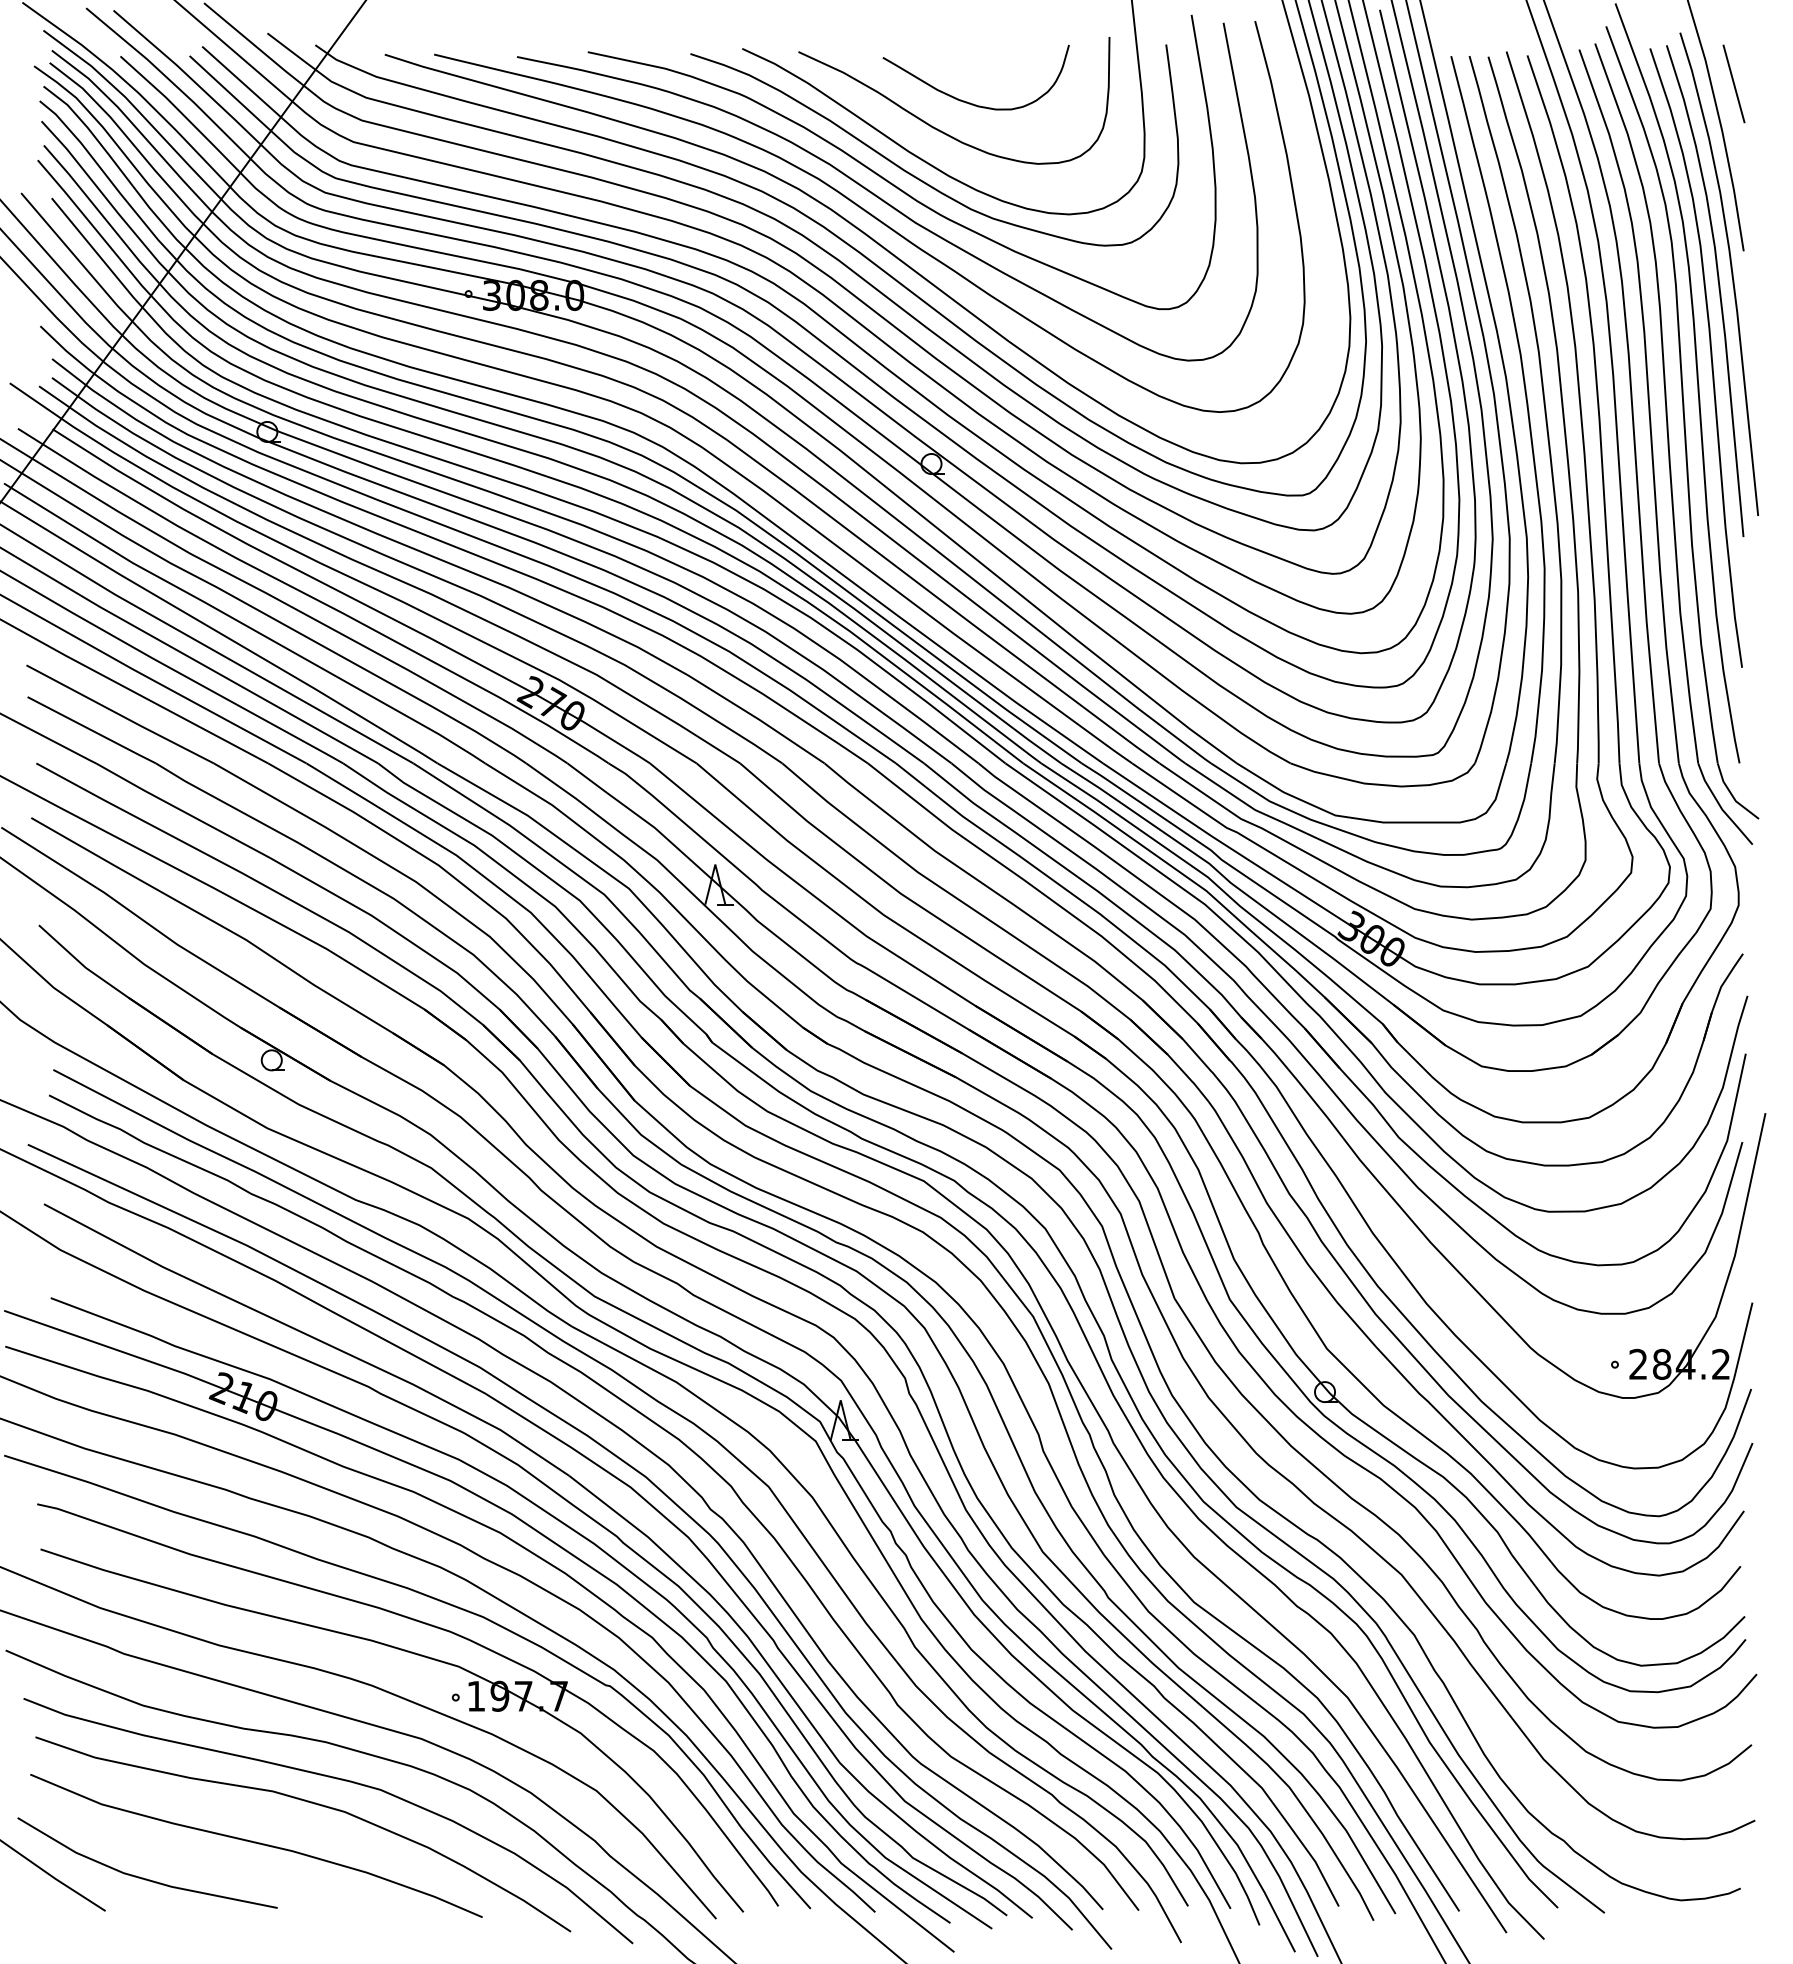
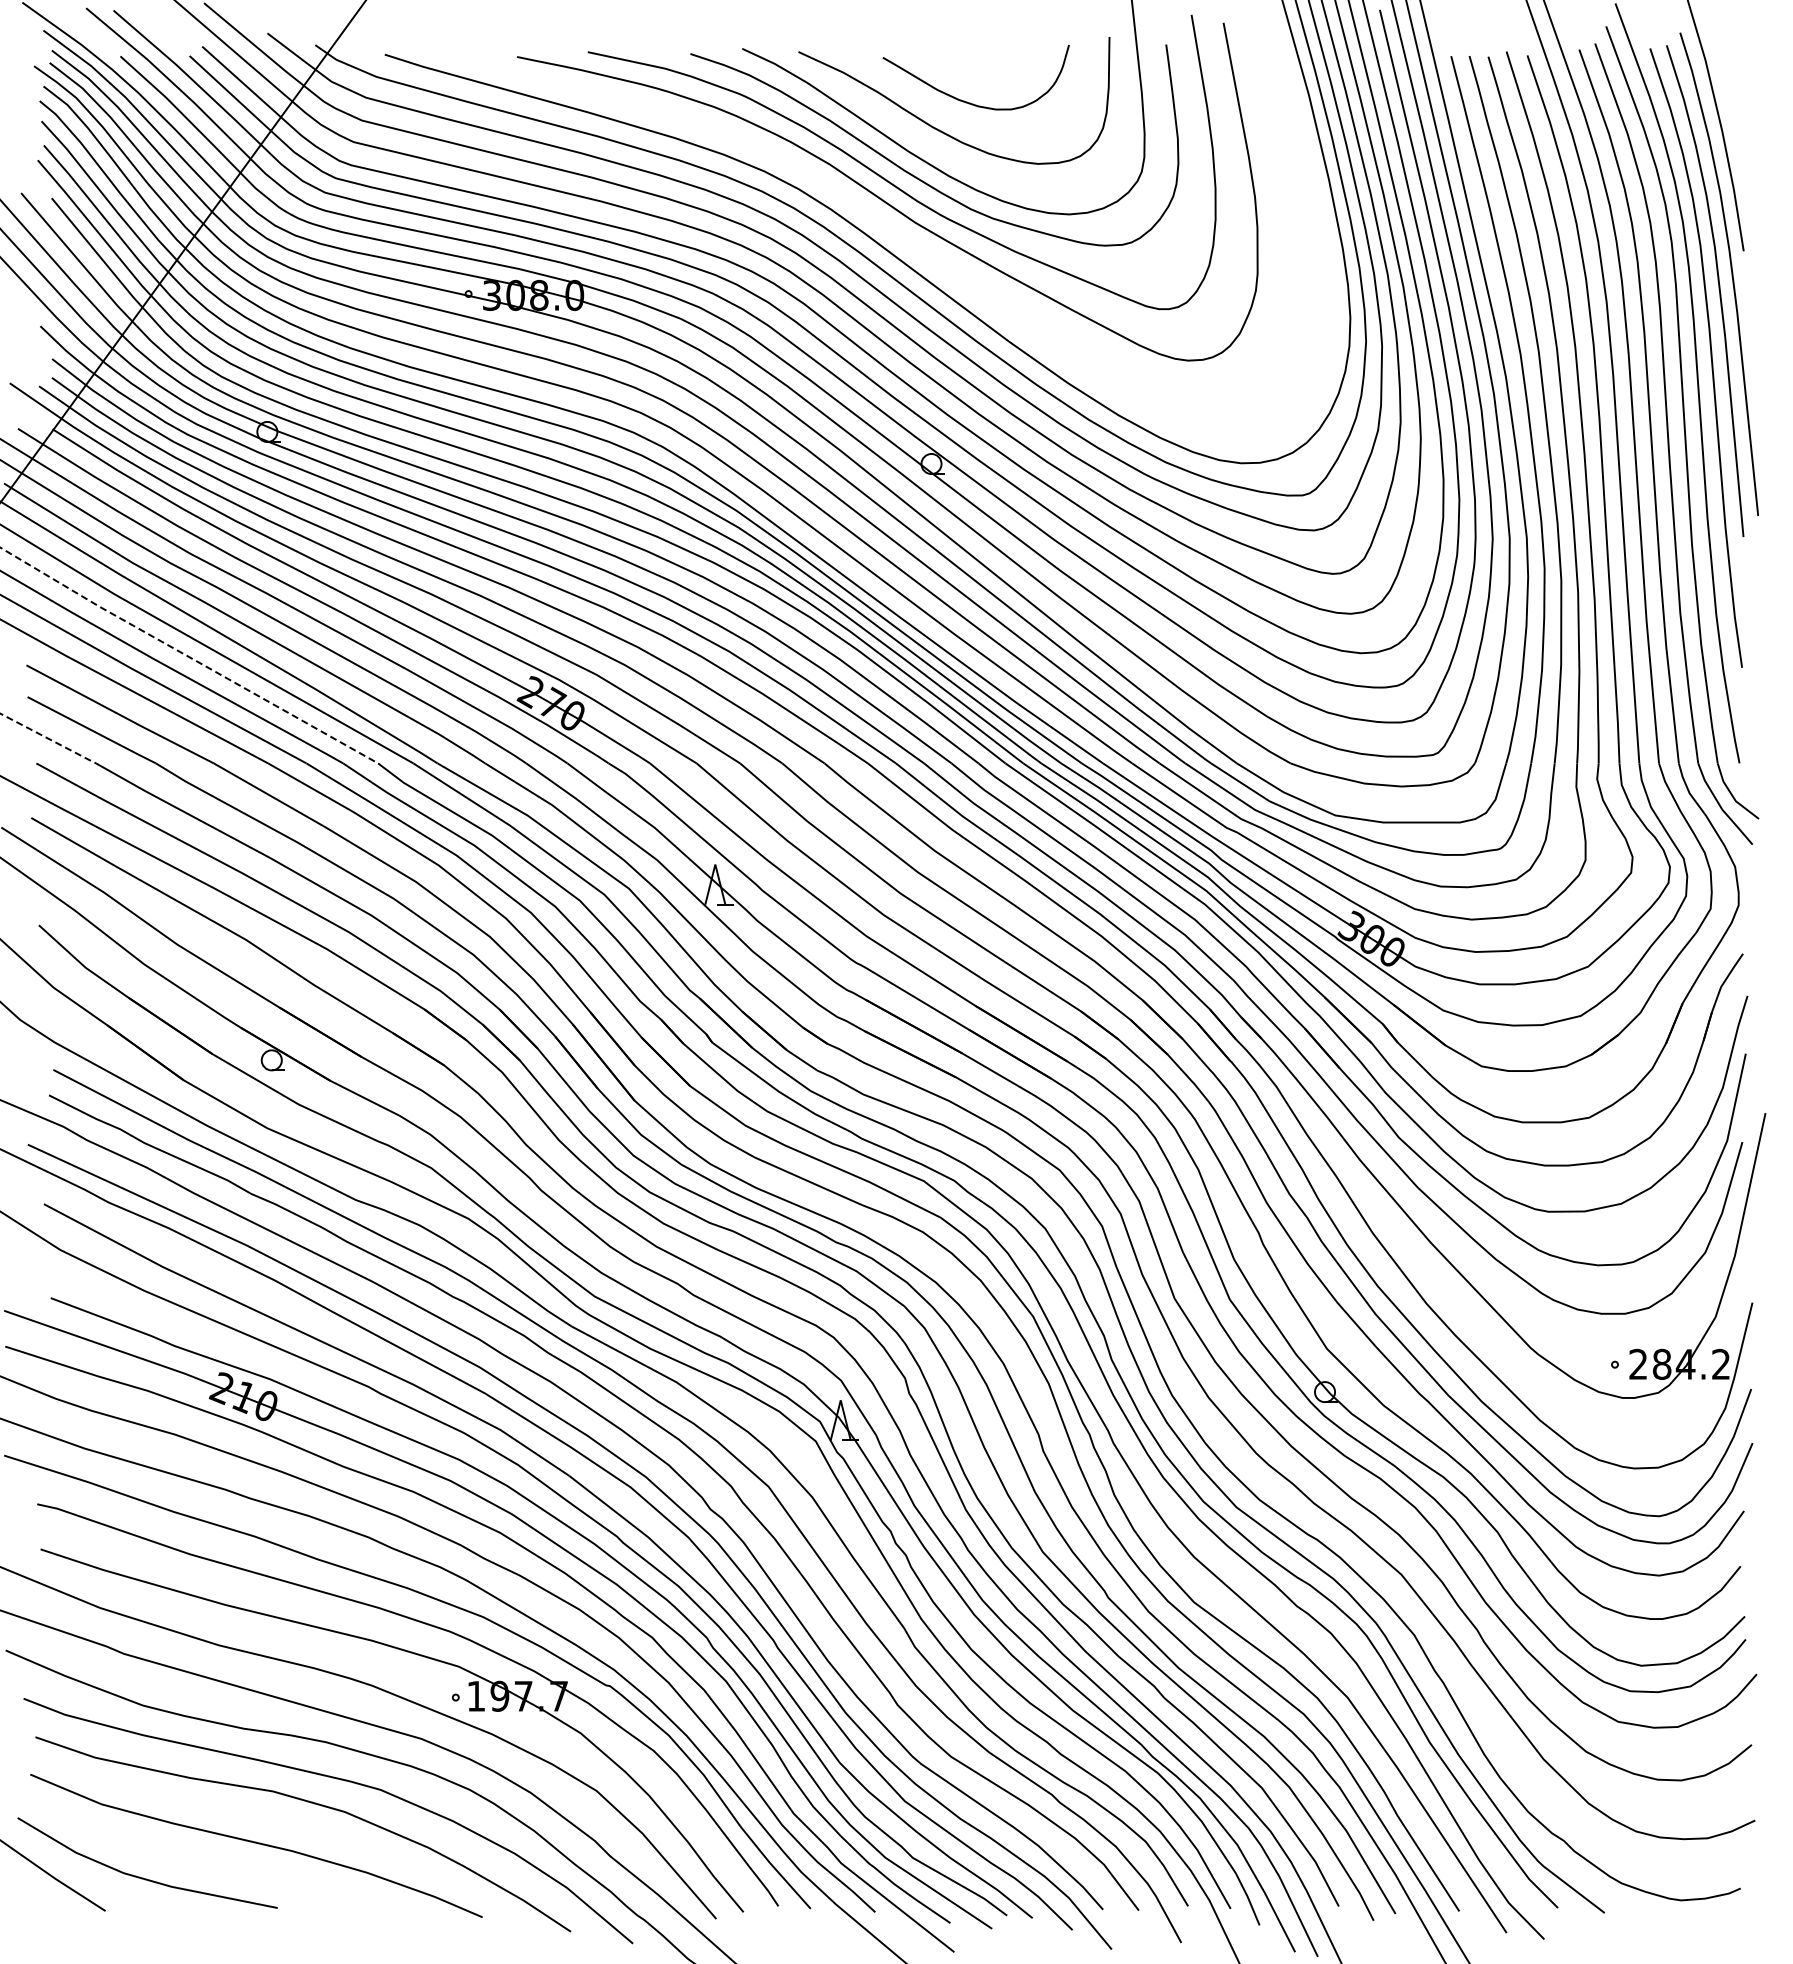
line: present -> none (1733, 83)
curve: present -> none (870, 215)
line: solid -> dashed (188, 656)
line: solid -> dashed (49, 739)
